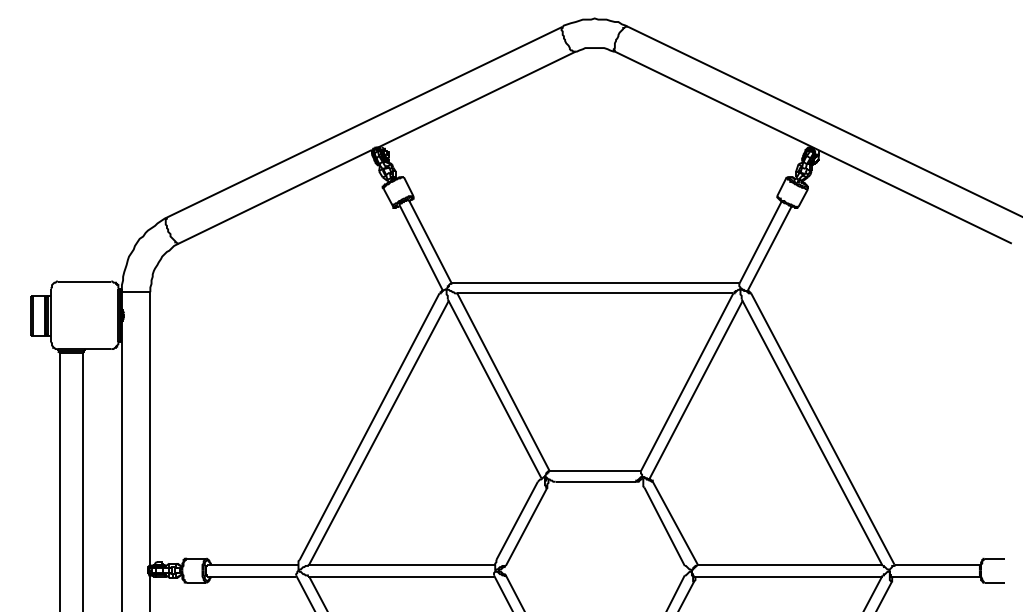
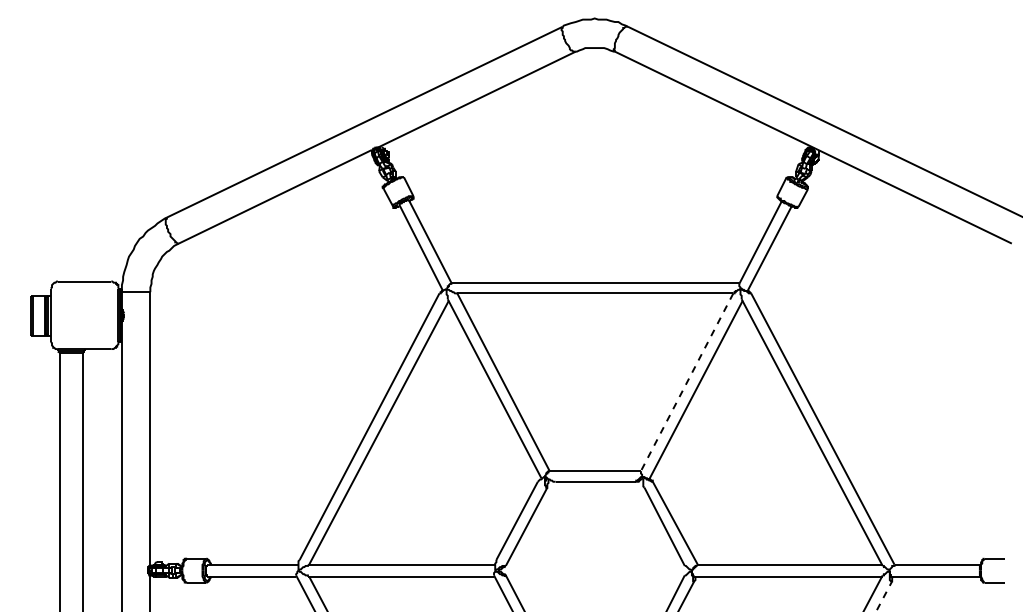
line: solid -> dashed (686, 382)
line: solid -> dashed (884, 596)
